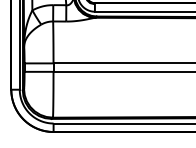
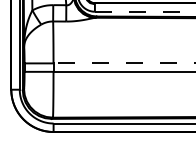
line: solid -> dashed (145, 11)
line: solid -> dashed (124, 63)
